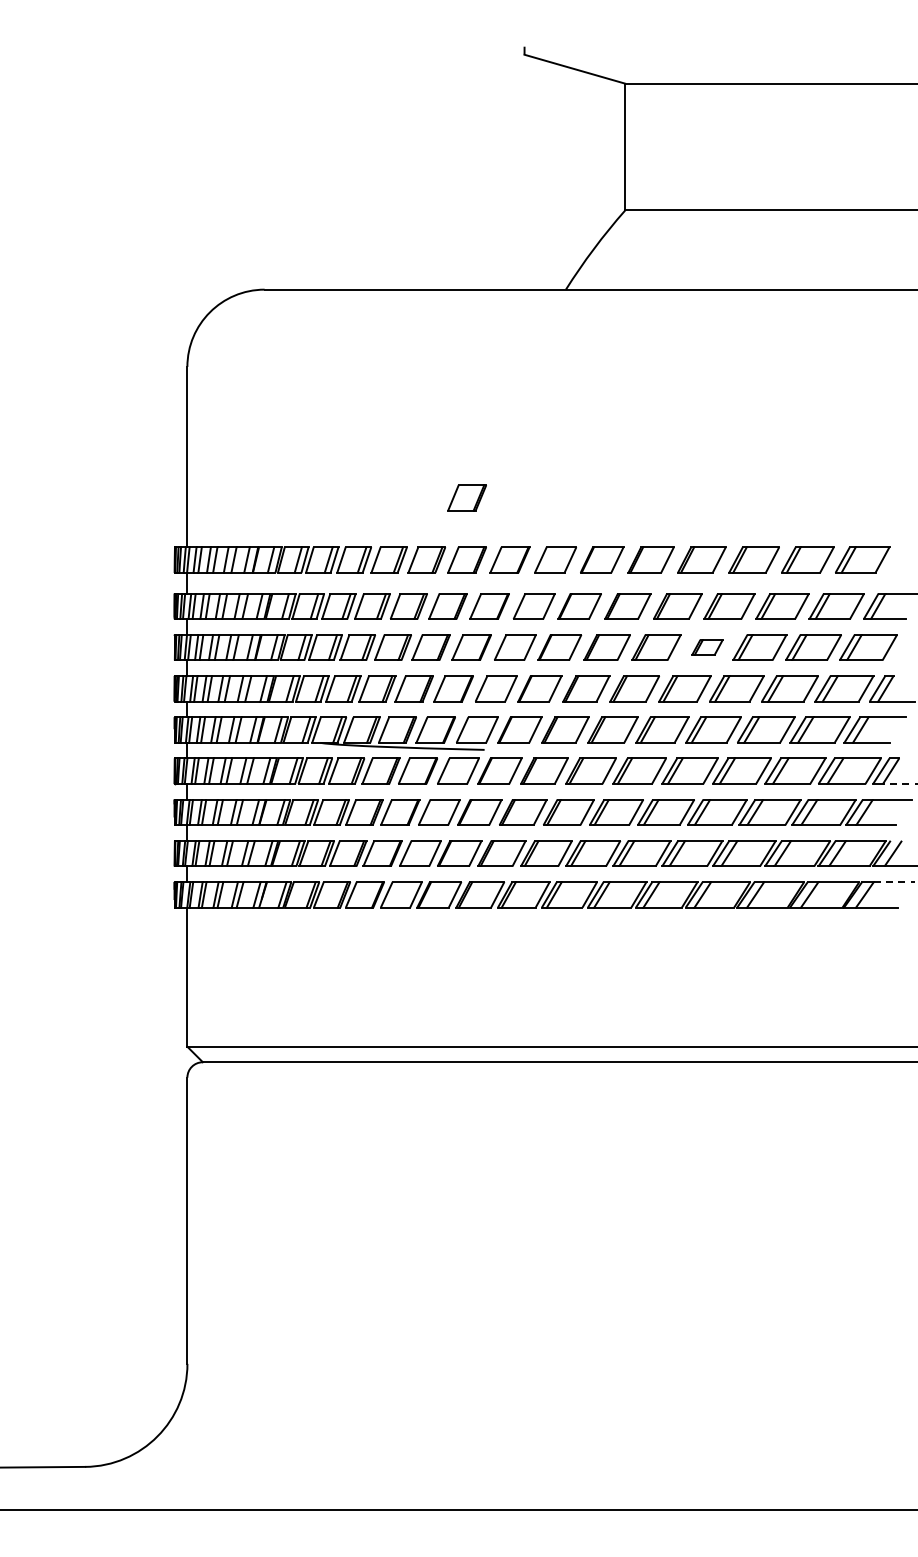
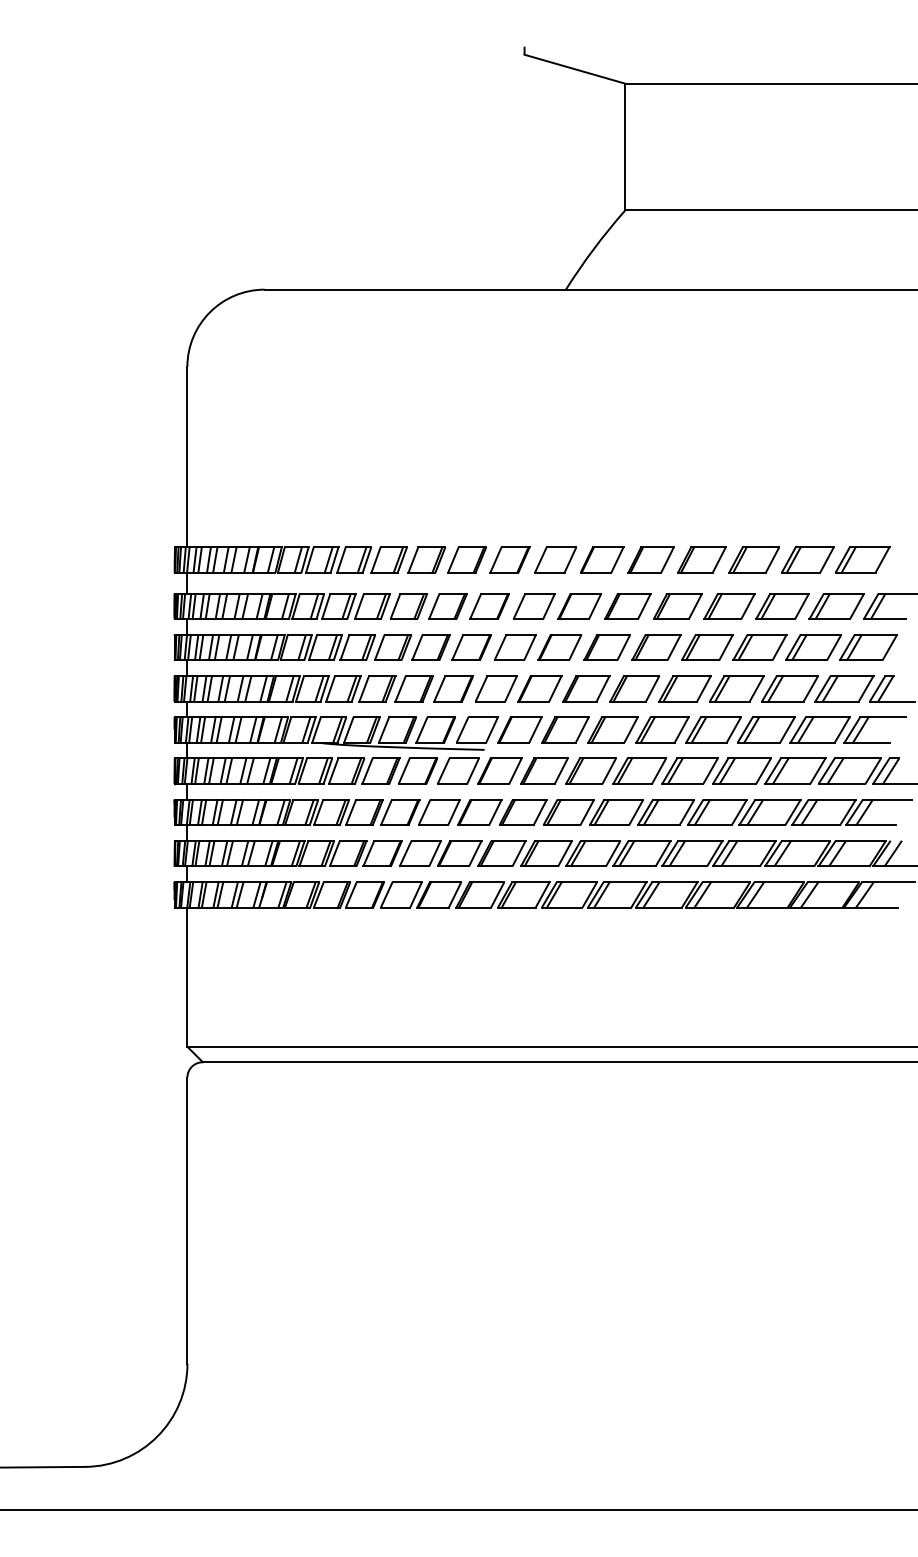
part: present -> none (466, 497)
part size: 33x17 px -> 53x27 px (707, 647)
line: dashed -> solid (899, 784)
line: dashed -> solid (894, 881)
